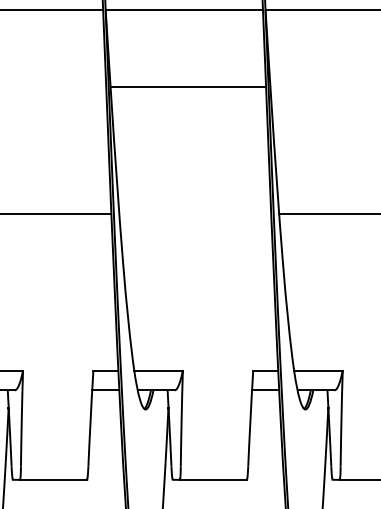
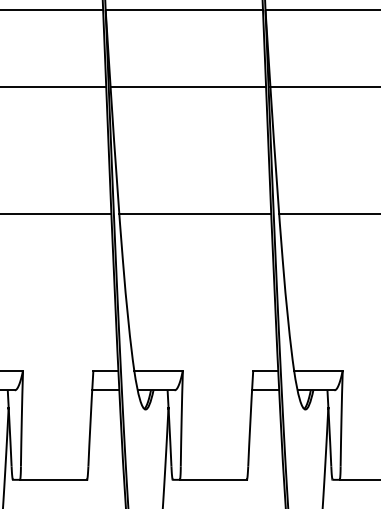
line: none -> present (54, 86)
line: none -> present (323, 86)
line: none -> present (195, 214)
